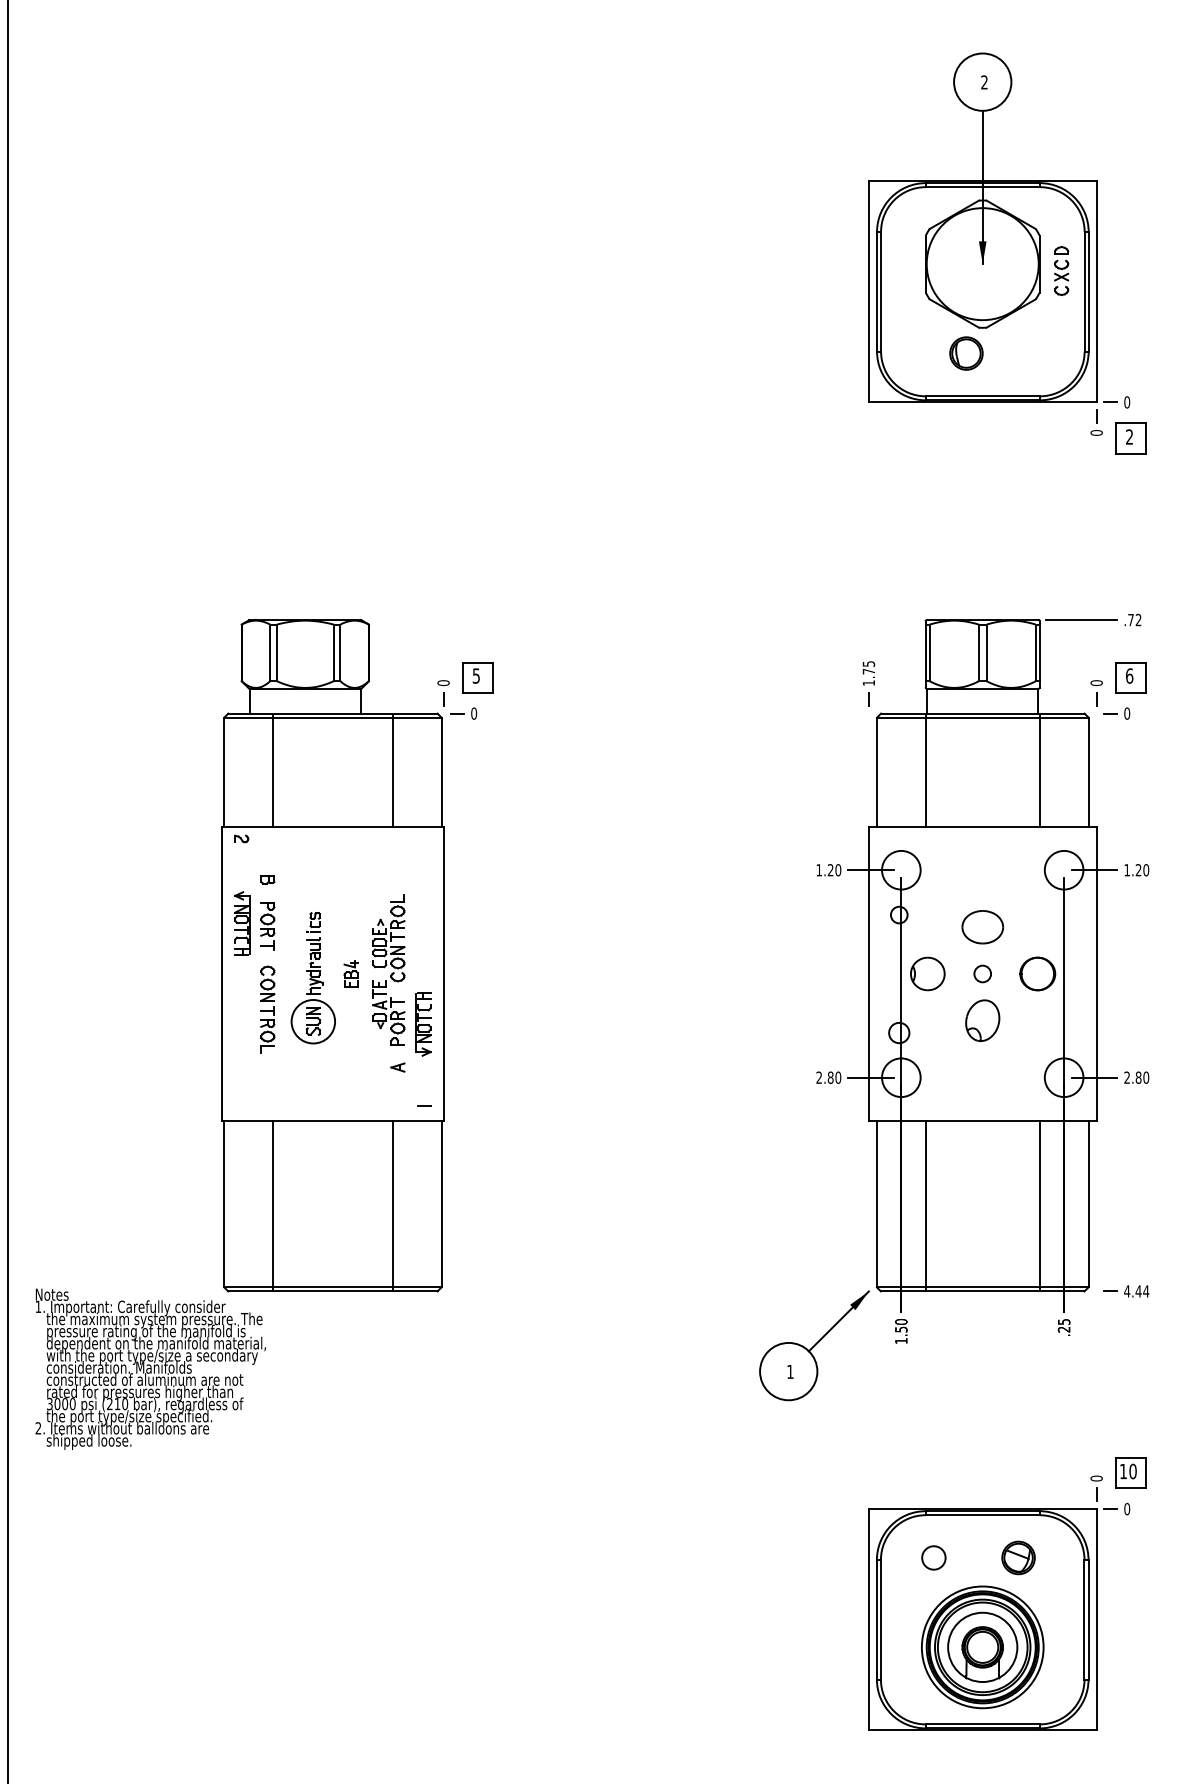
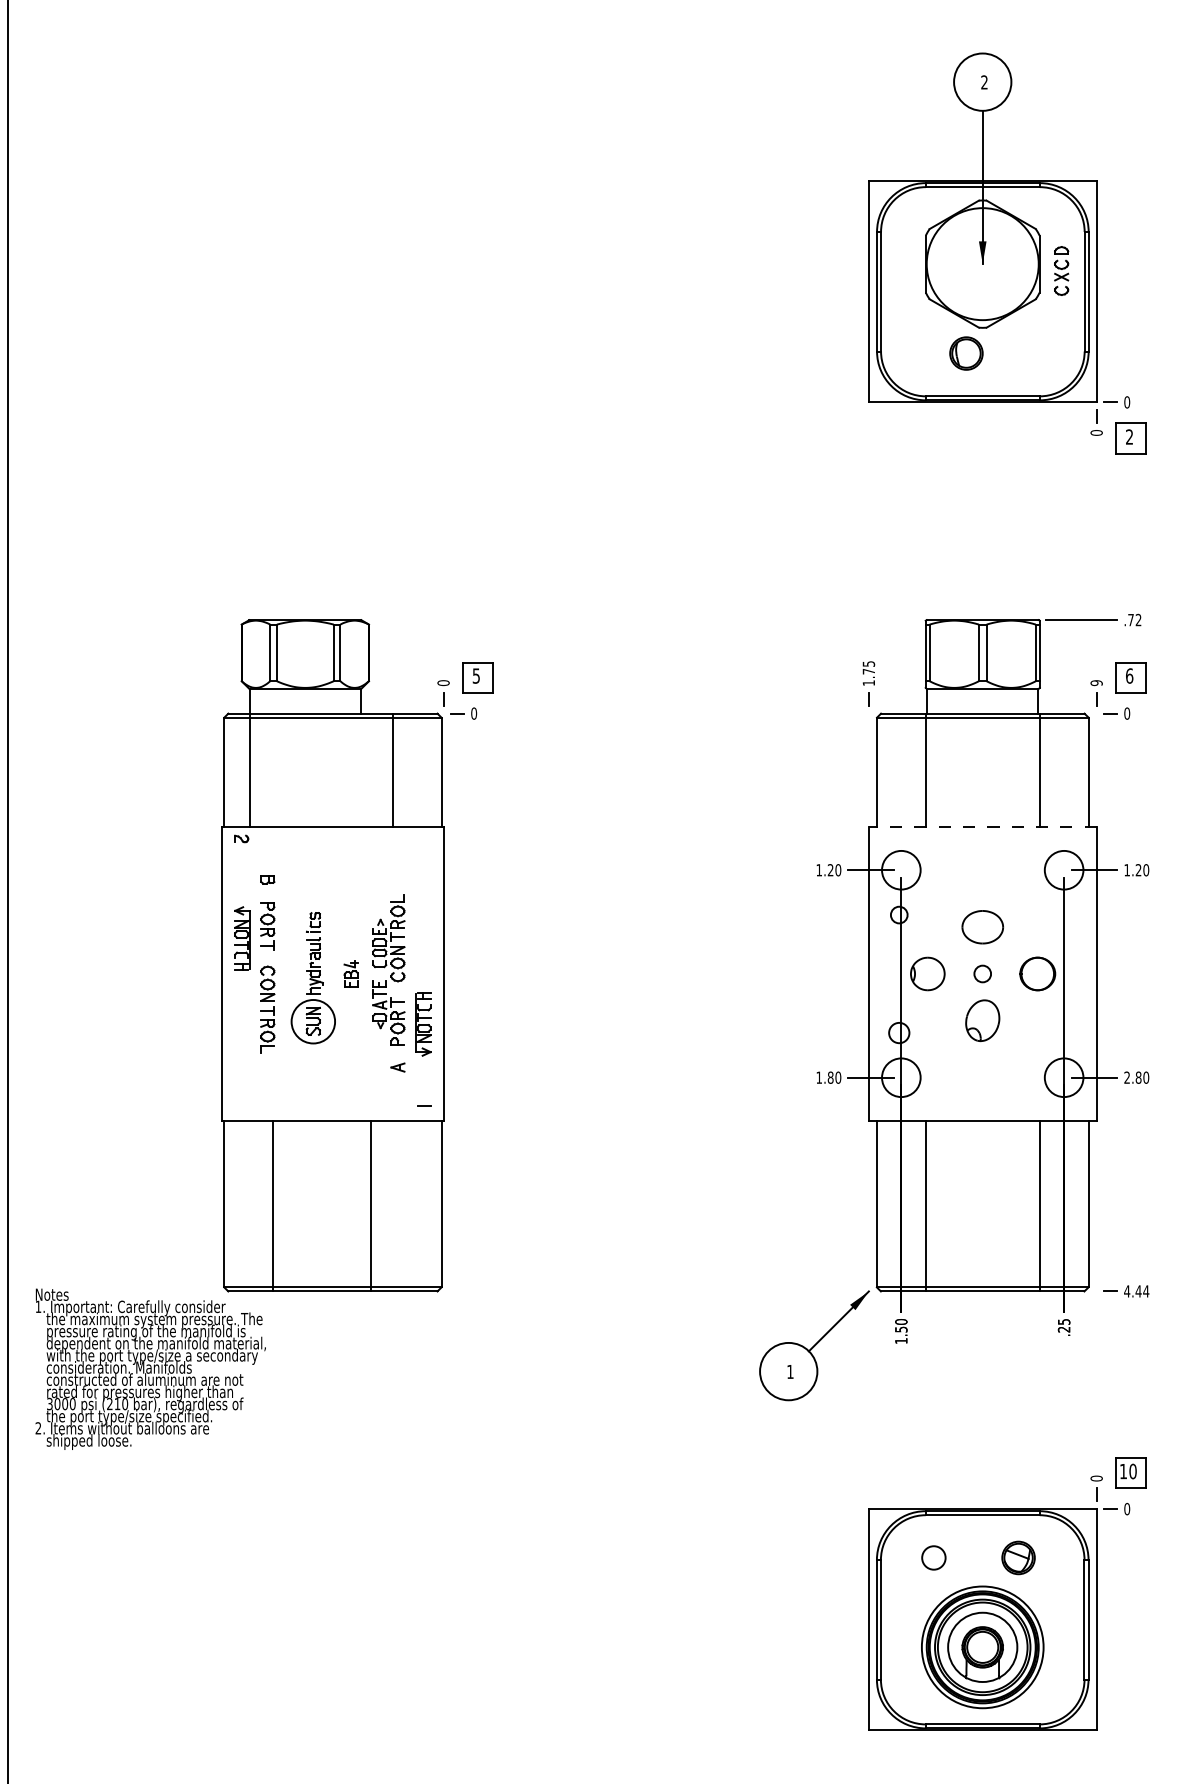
text: 0 -> 9 (1096, 683)
line position: (273, 770) -> (250, 770) (250, 770)
line: solid -> dashed (982, 827)
part position: (242, 923) -> (242, 938) (242, 938)
text: 2.80 -> 1.80 (818, 1077)
line position: (392, 1205) -> (370, 1205) (370, 1205)
